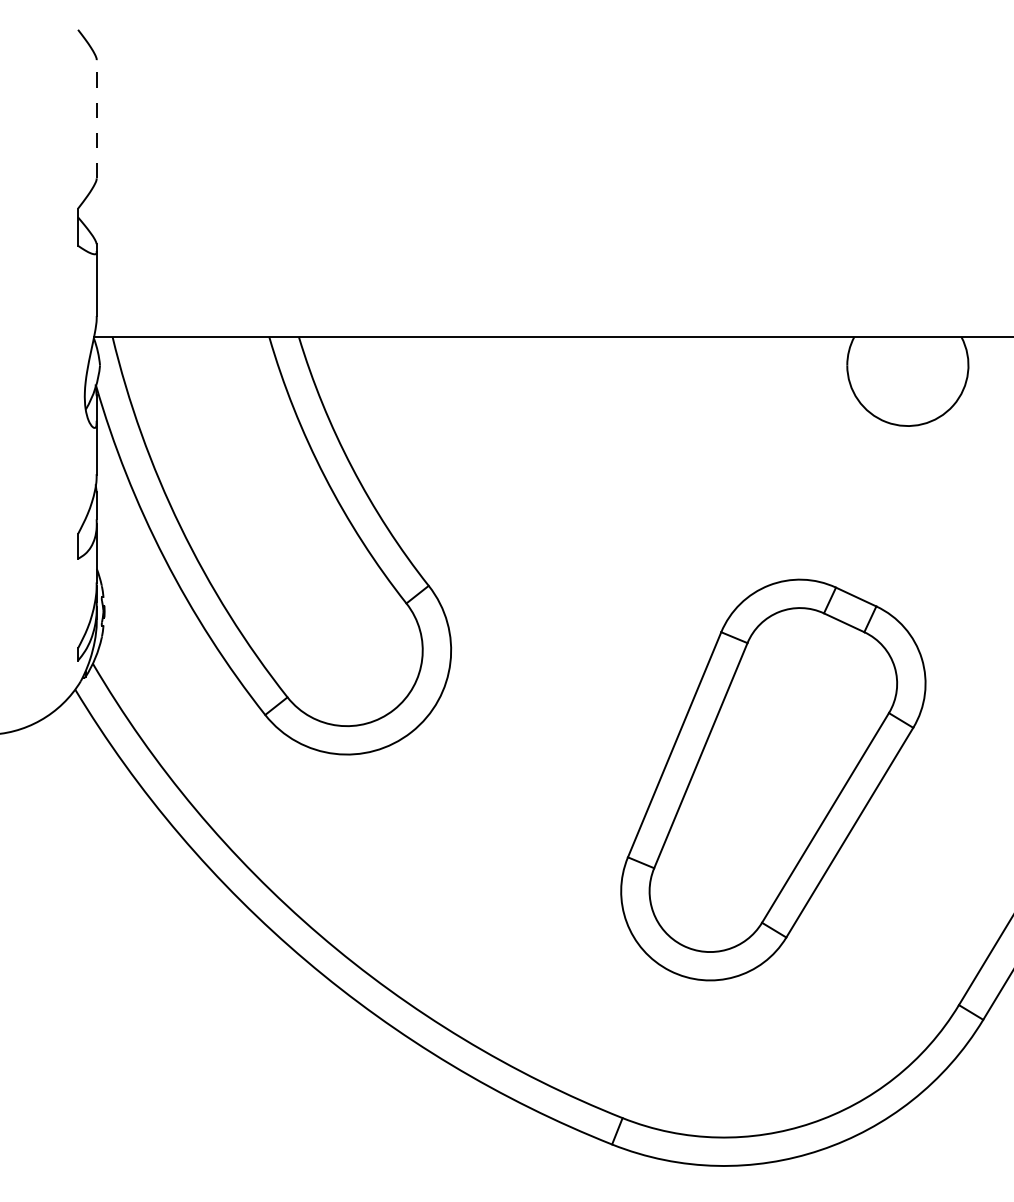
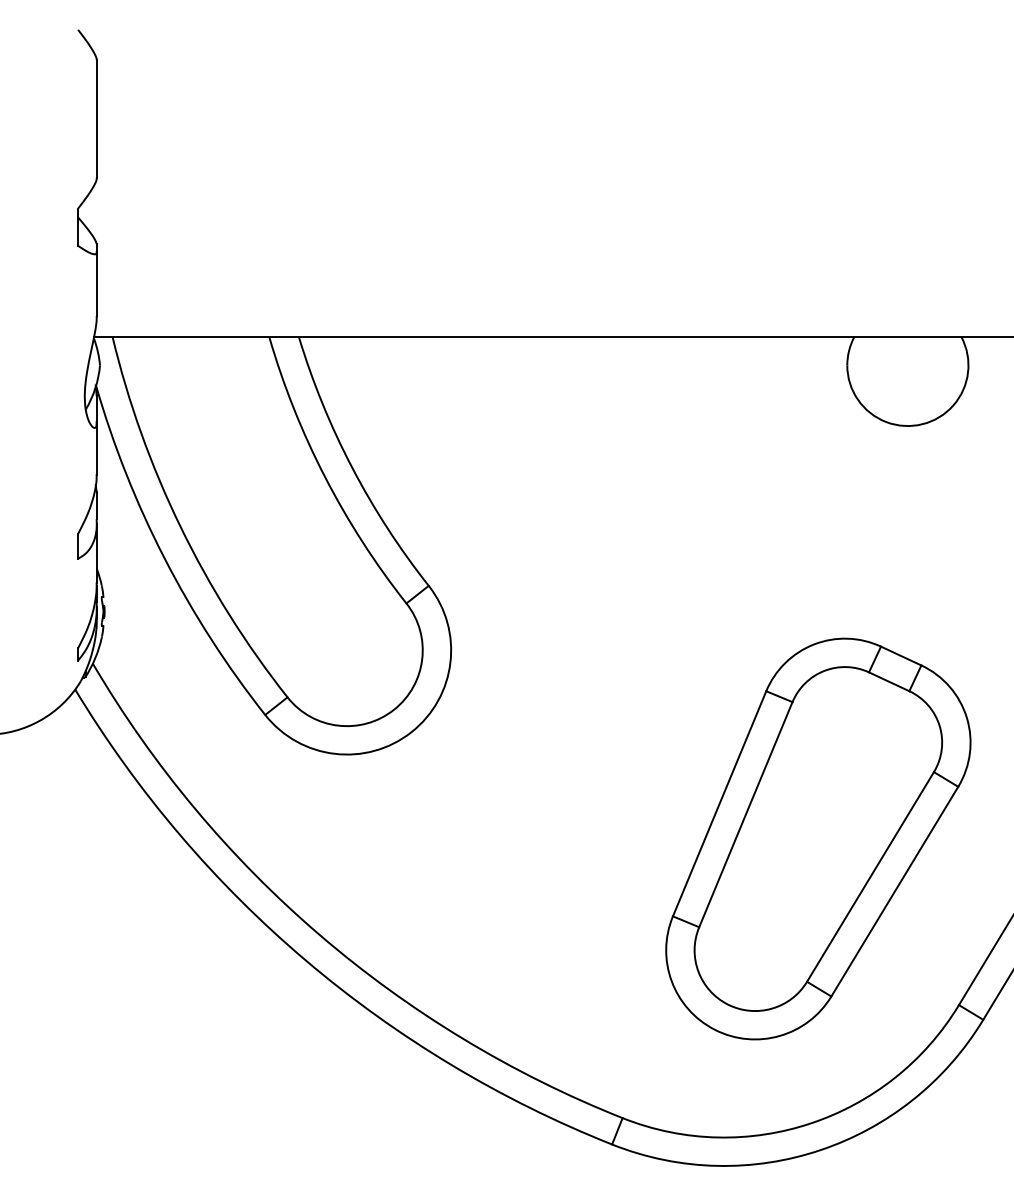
line: dashed -> solid (96, 118)
part position: (773, 779) -> (818, 838) (818, 838)
